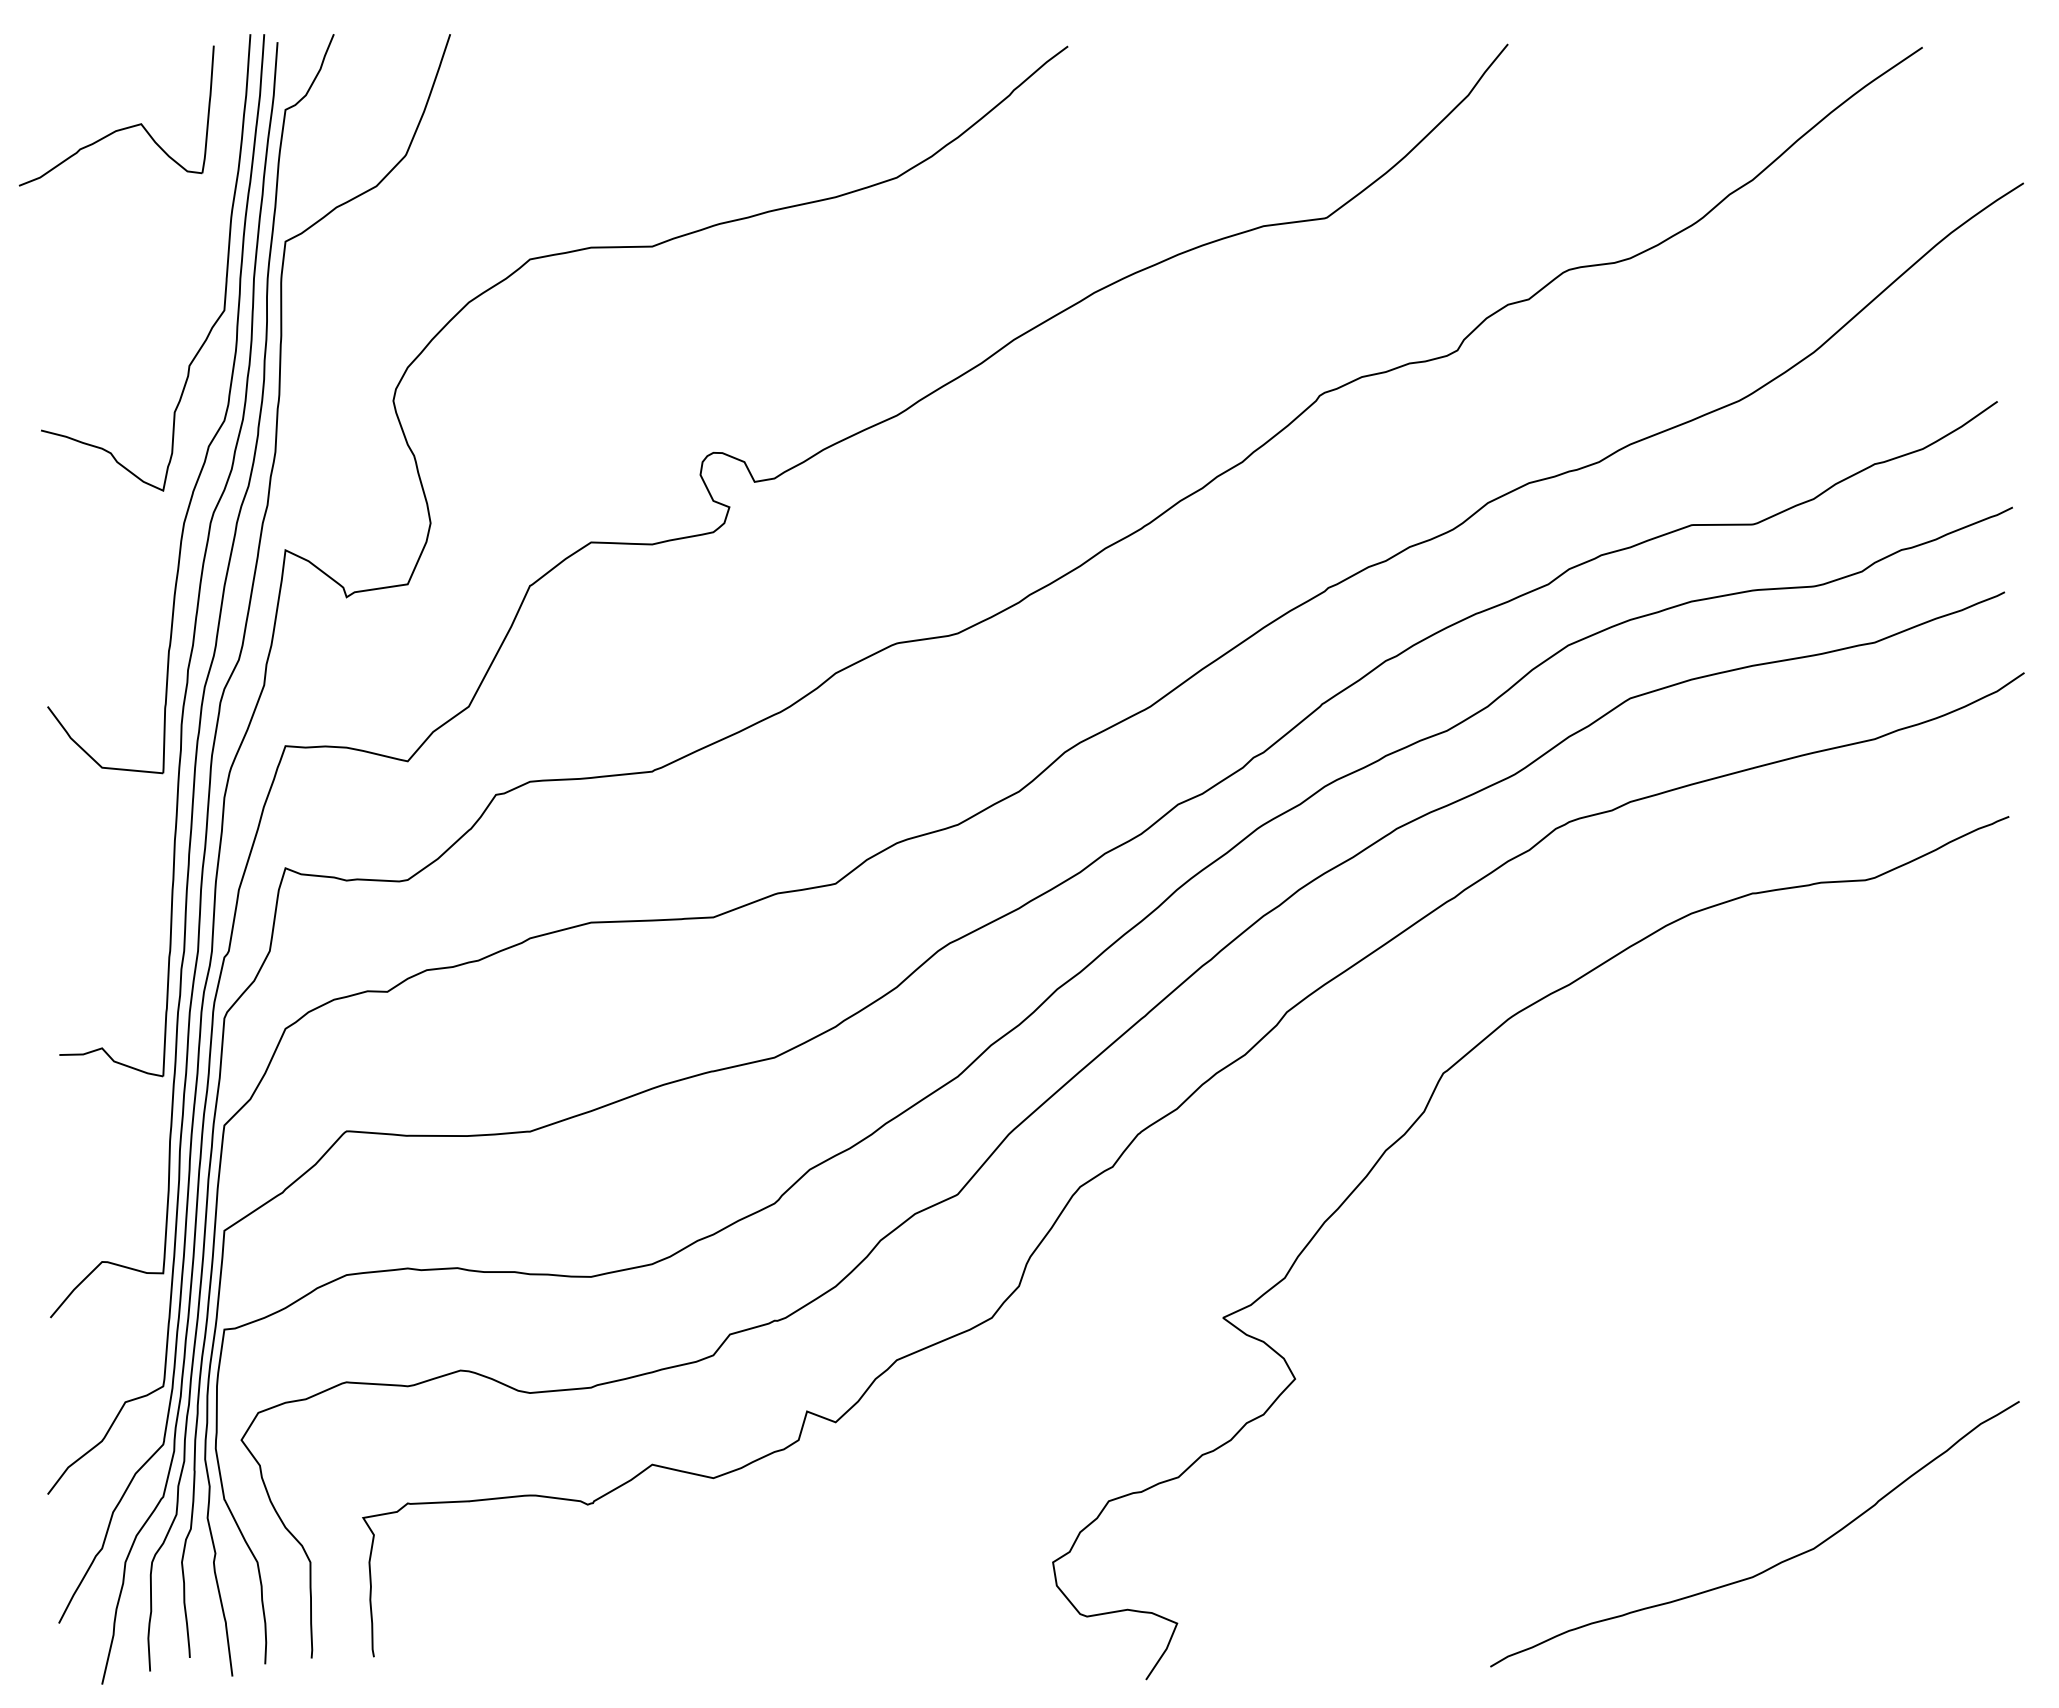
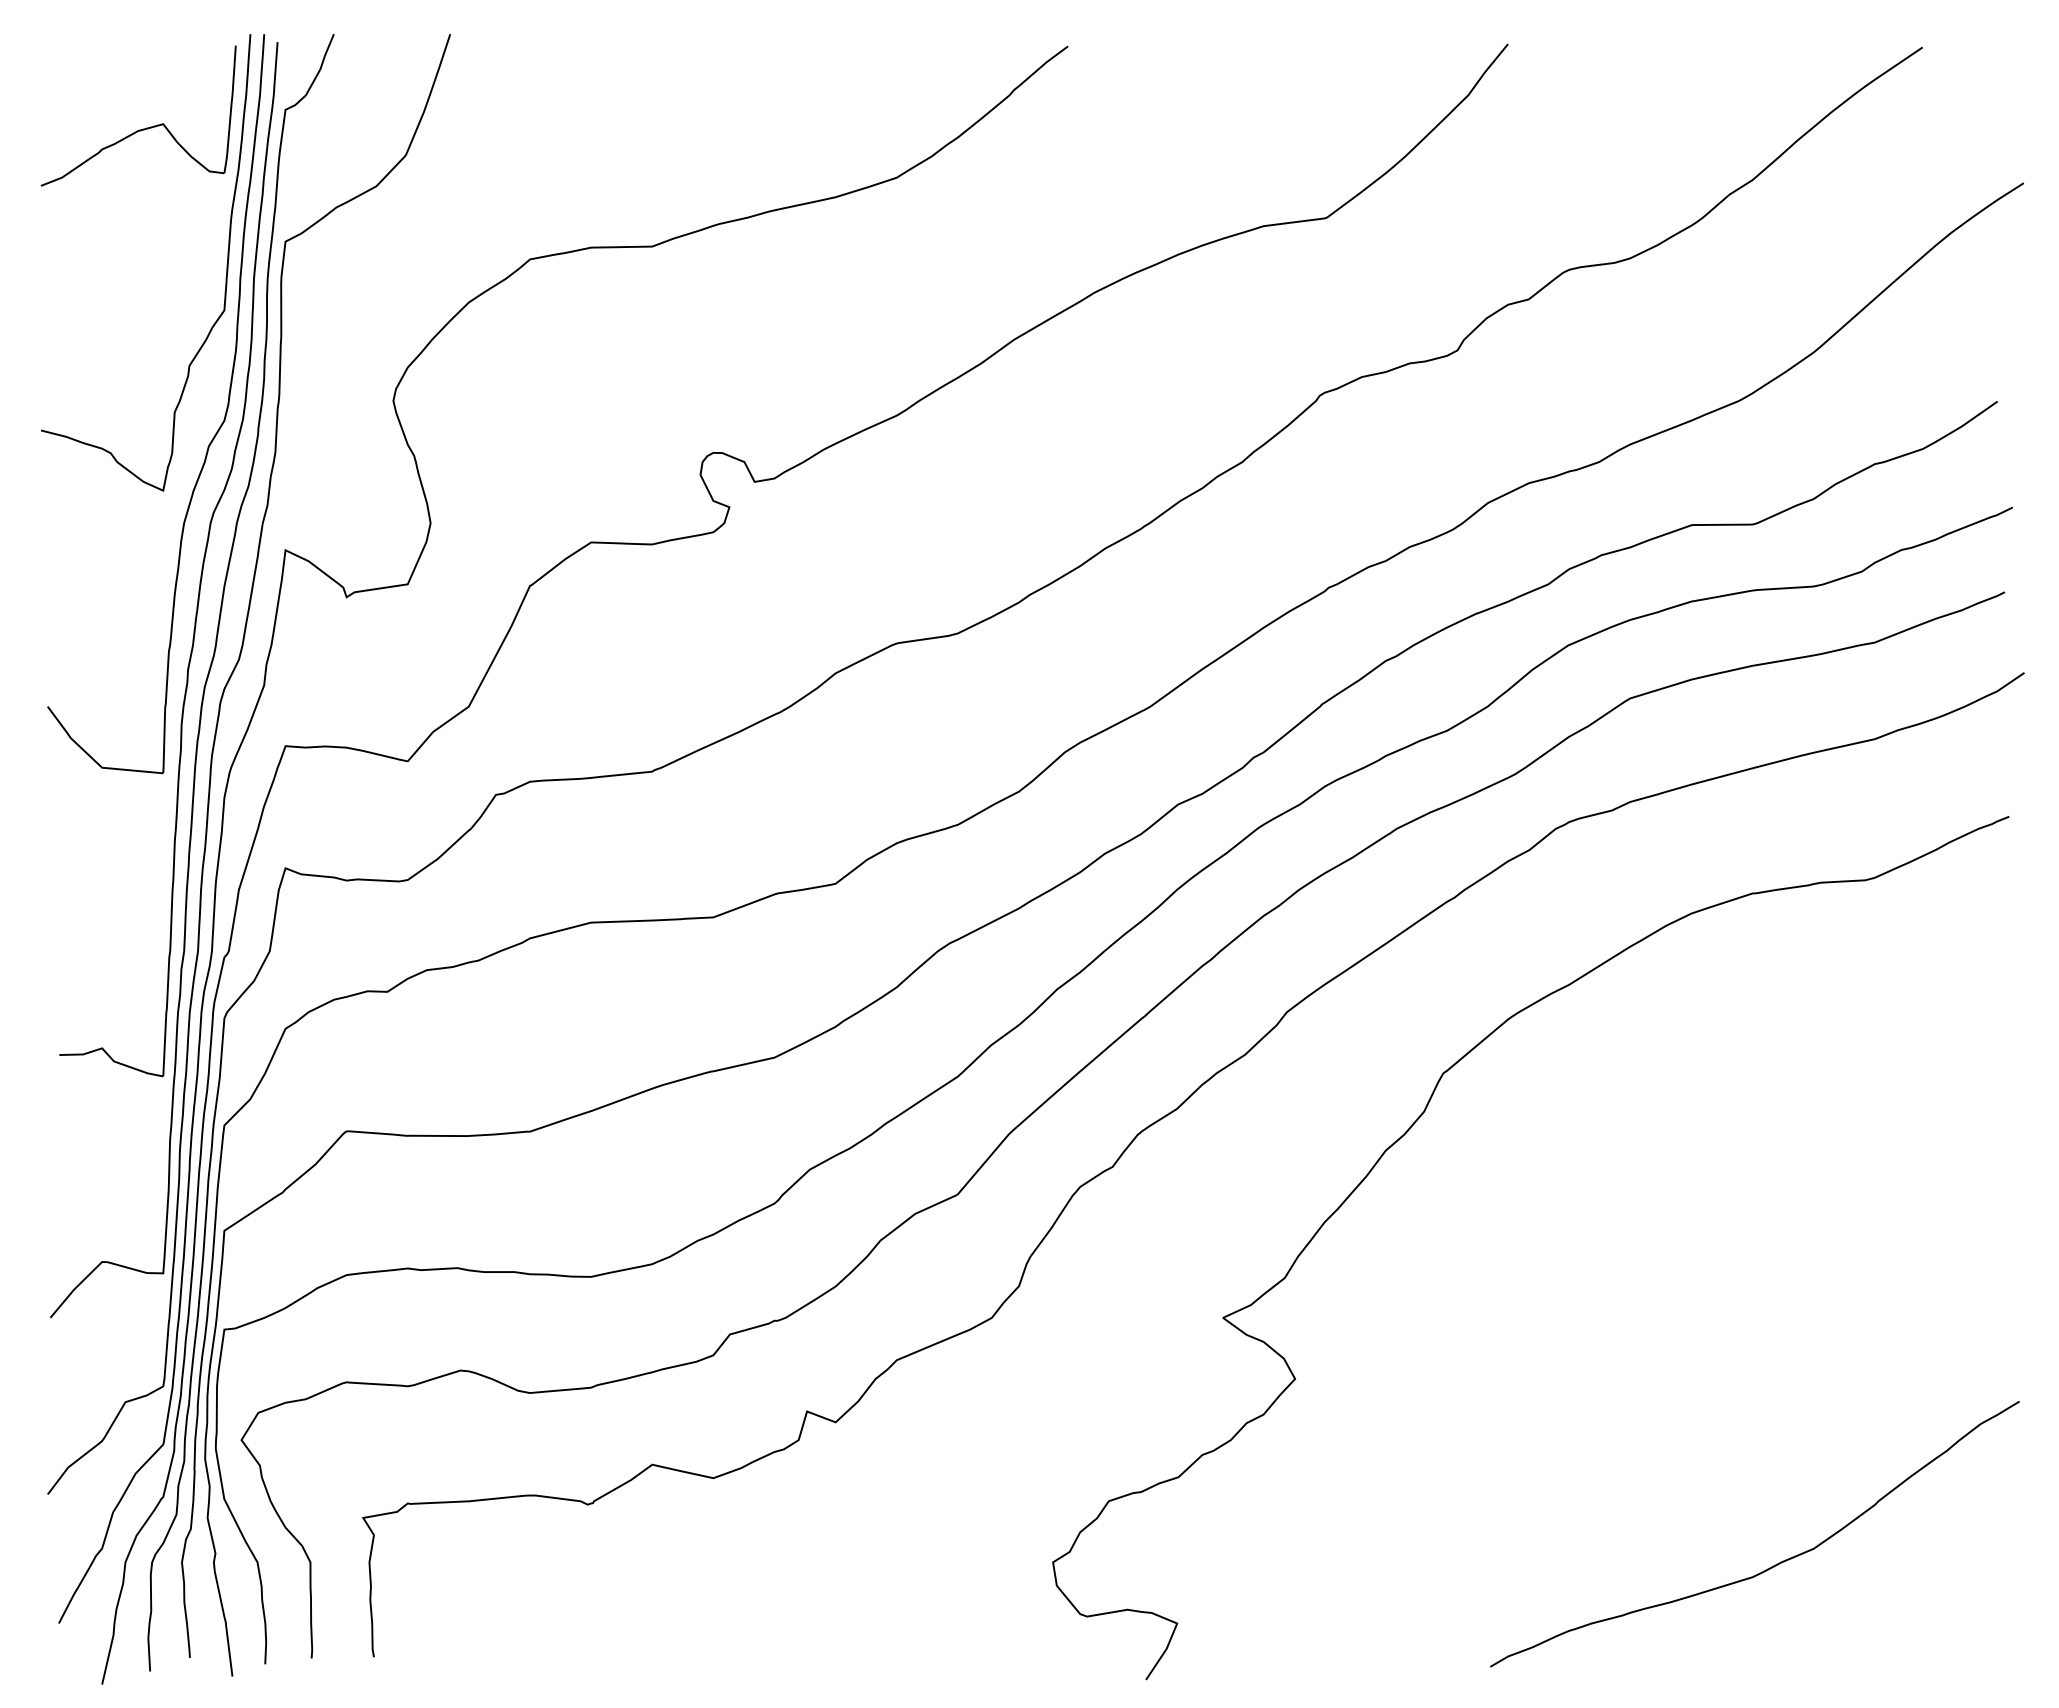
part position: (121, 128) -> (143, 128) (143, 128)
